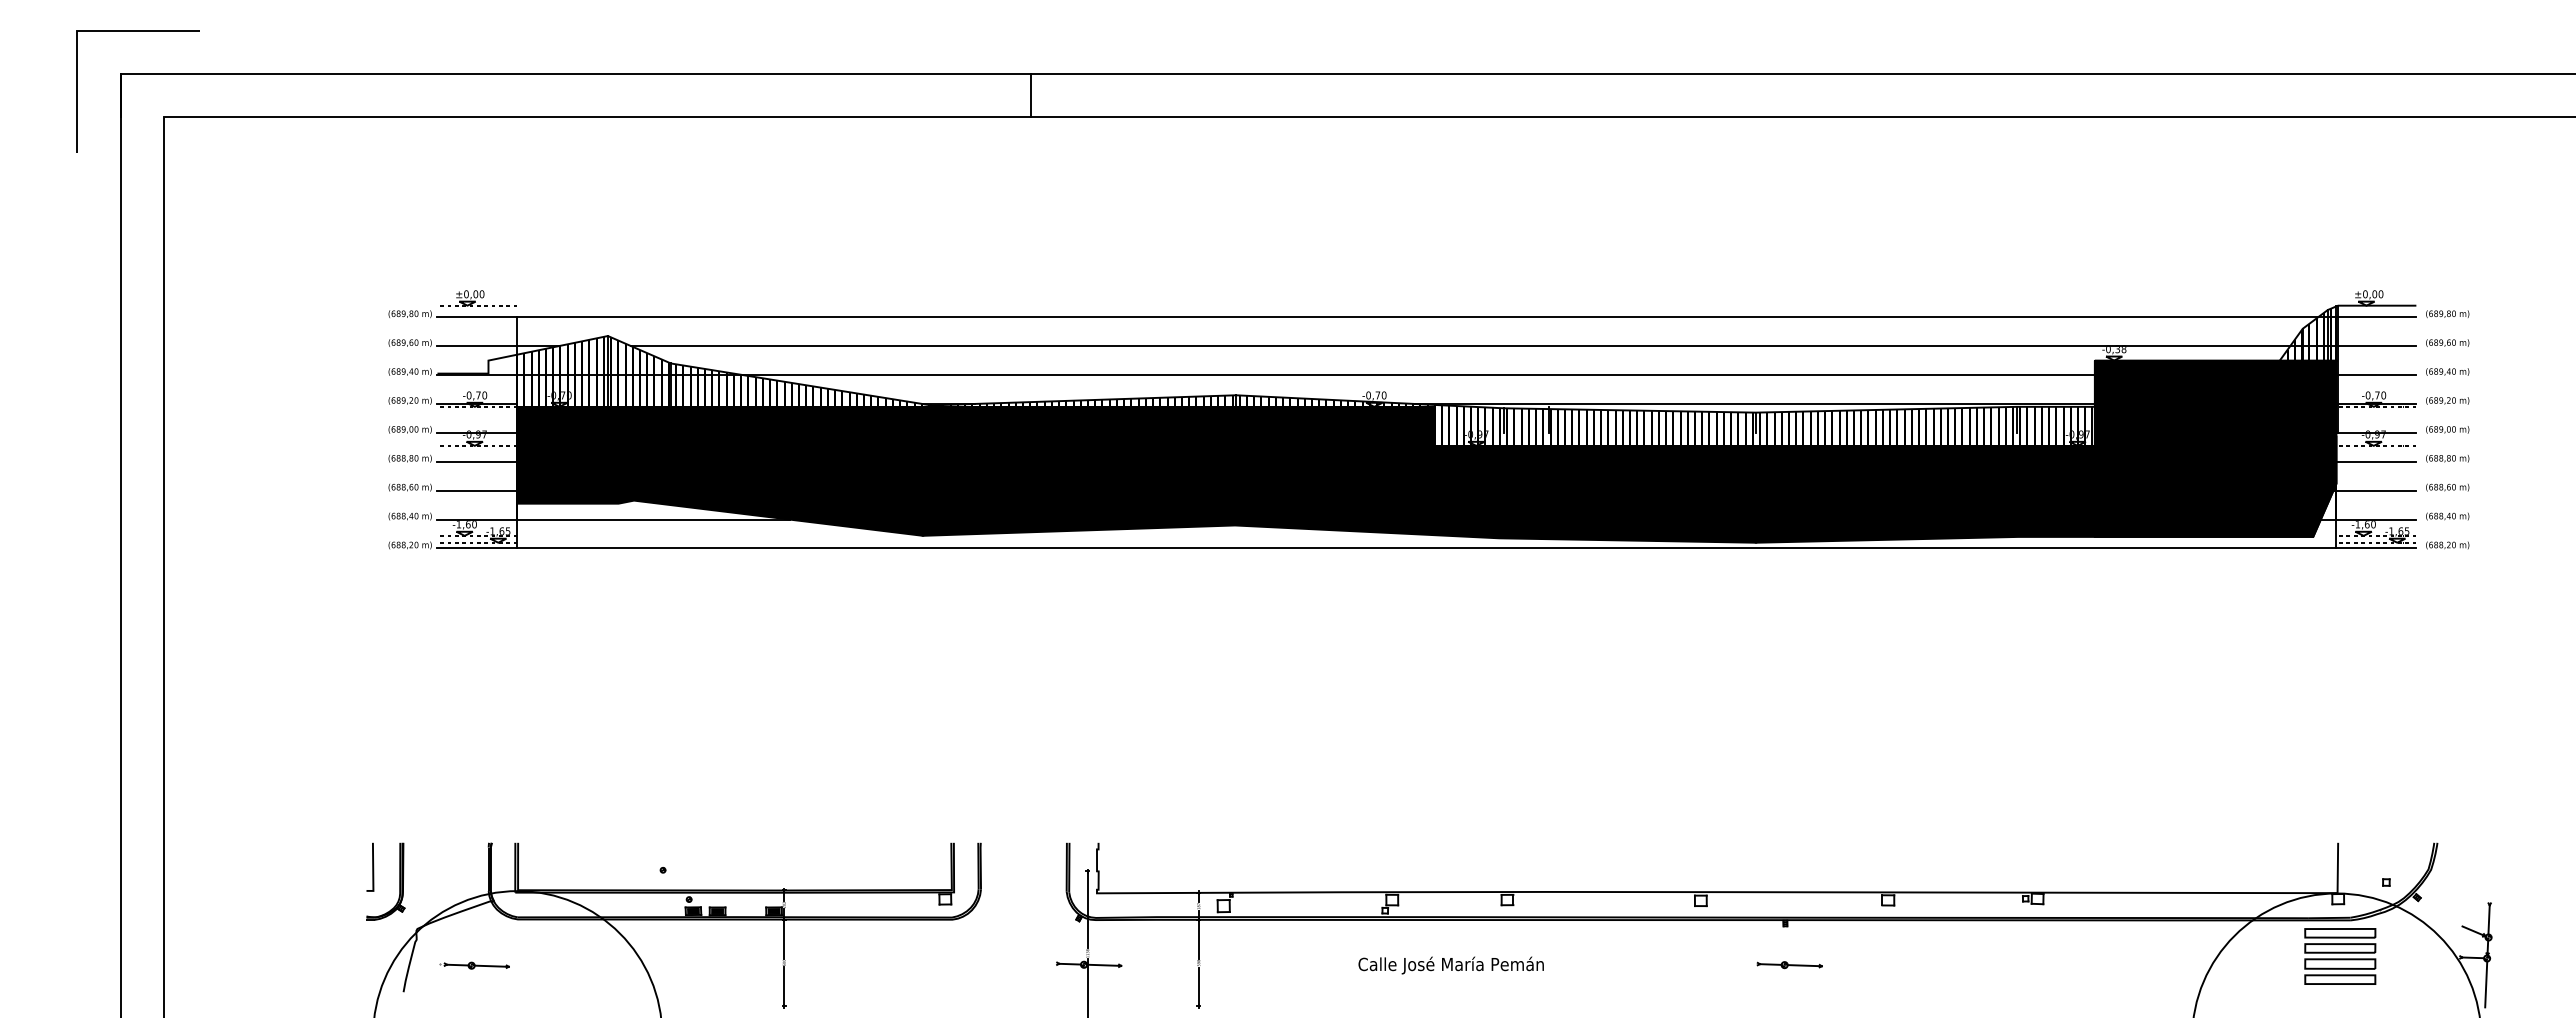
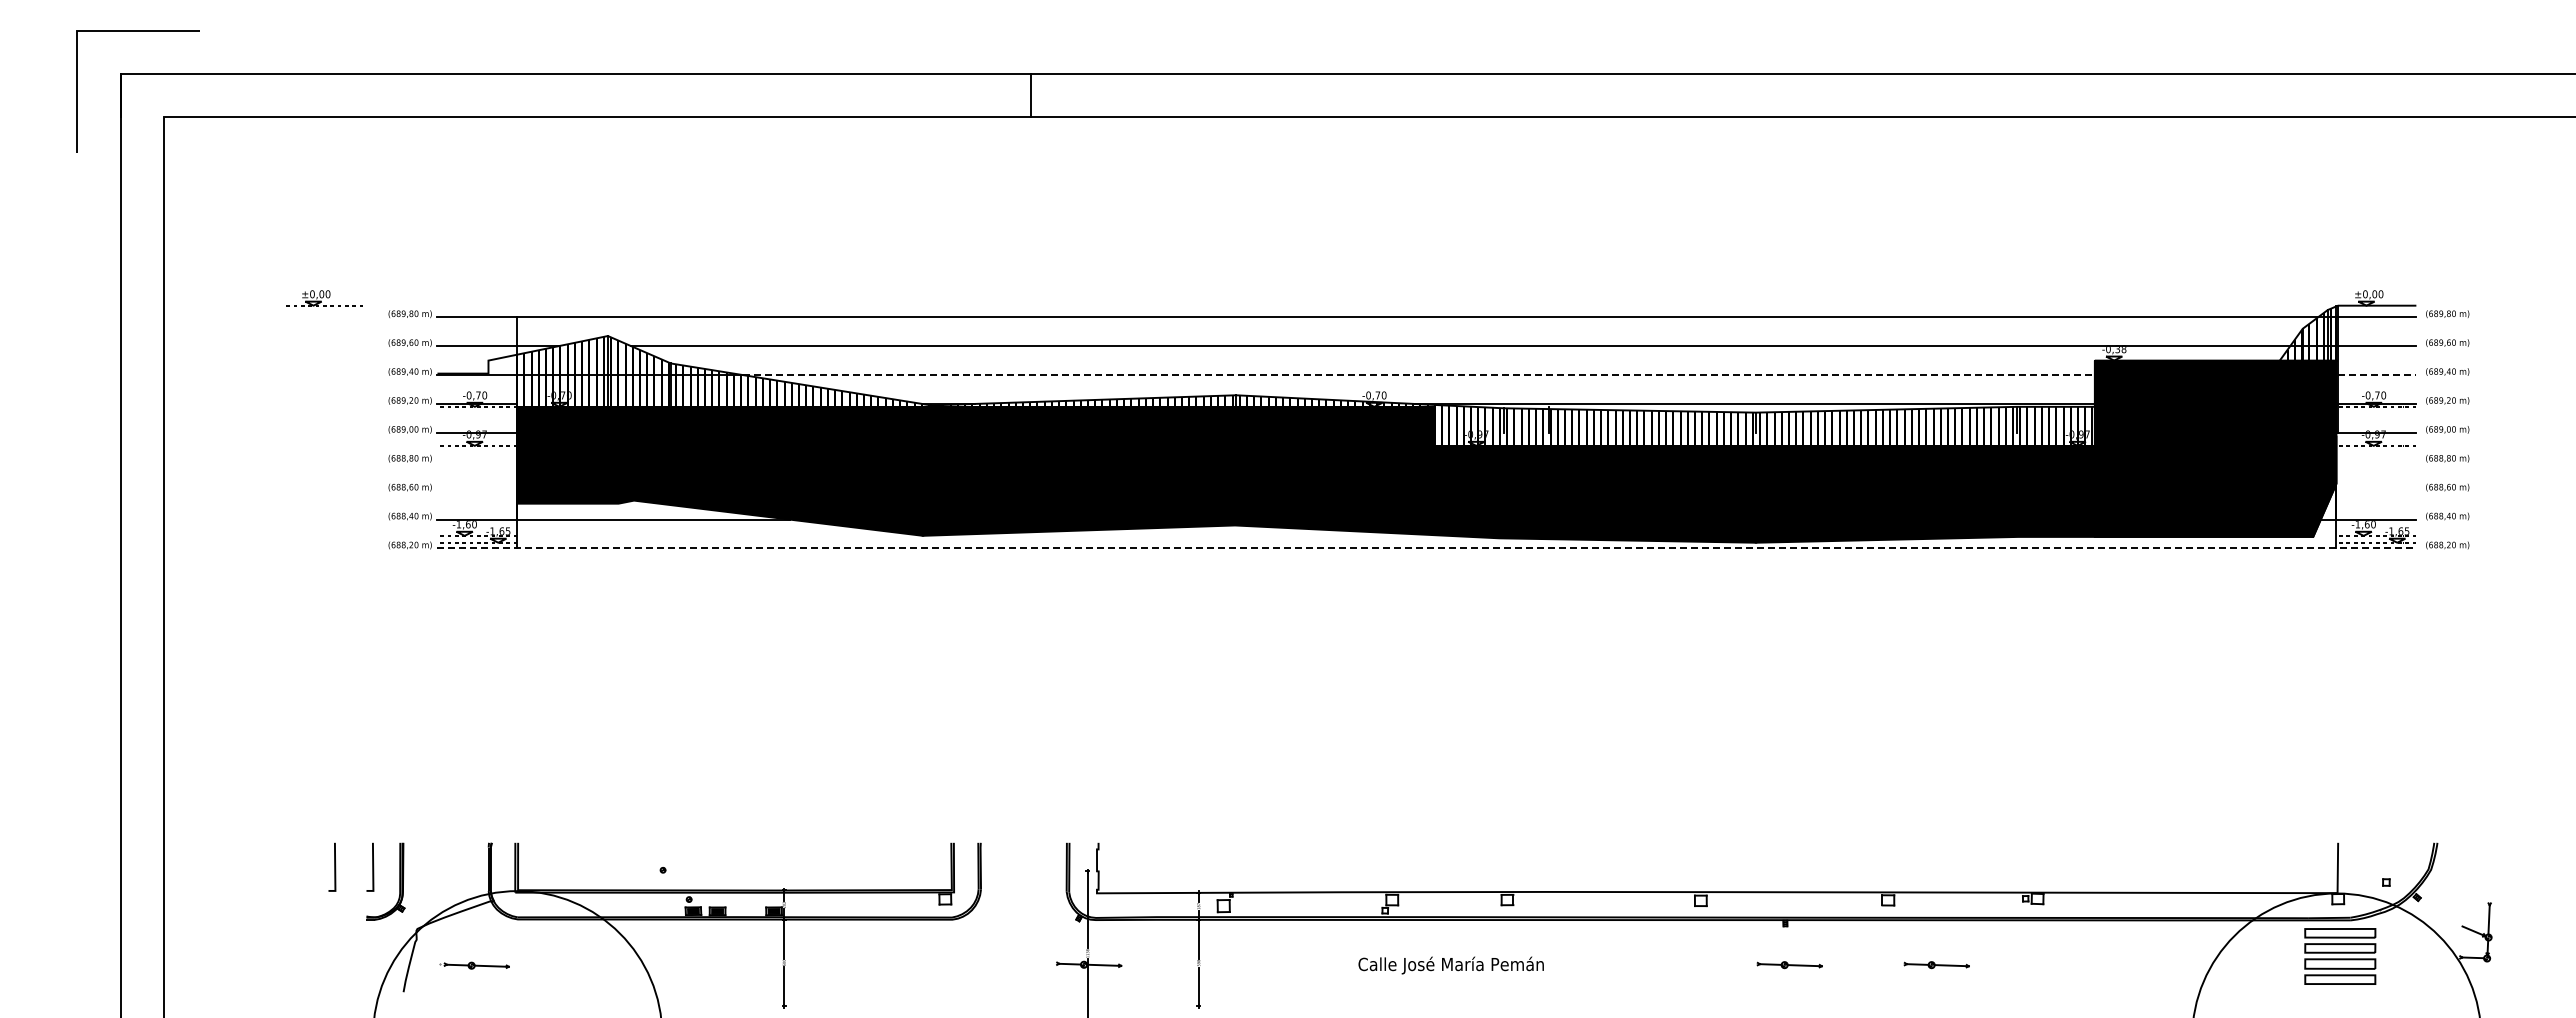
part position: (478, 298) -> (324, 298) (324, 298)
line: solid -> dashed (1579, 375)
line: present -> none (477, 461)
line: present -> none (2376, 461)
line: present -> none (477, 490)
line: present -> none (2374, 490)
line: solid -> dashed (1427, 548)
line: none -> present (334, 866)
part: none -> present (1936, 965)
line: present -> none (2486, 984)
